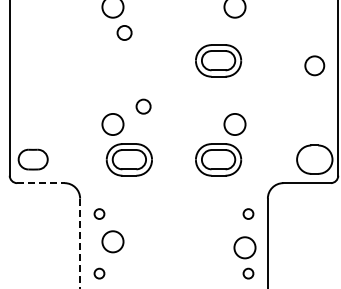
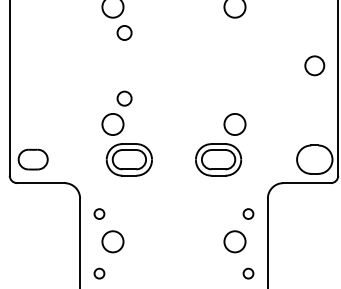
part: present -> none (218, 60)
circle position: (143, 106) -> (124, 98) (124, 98)
line: dashed -> solid (40, 183)
line: dashed -> solid (80, 243)
circle position: (244, 247) -> (234, 241) (234, 241)
